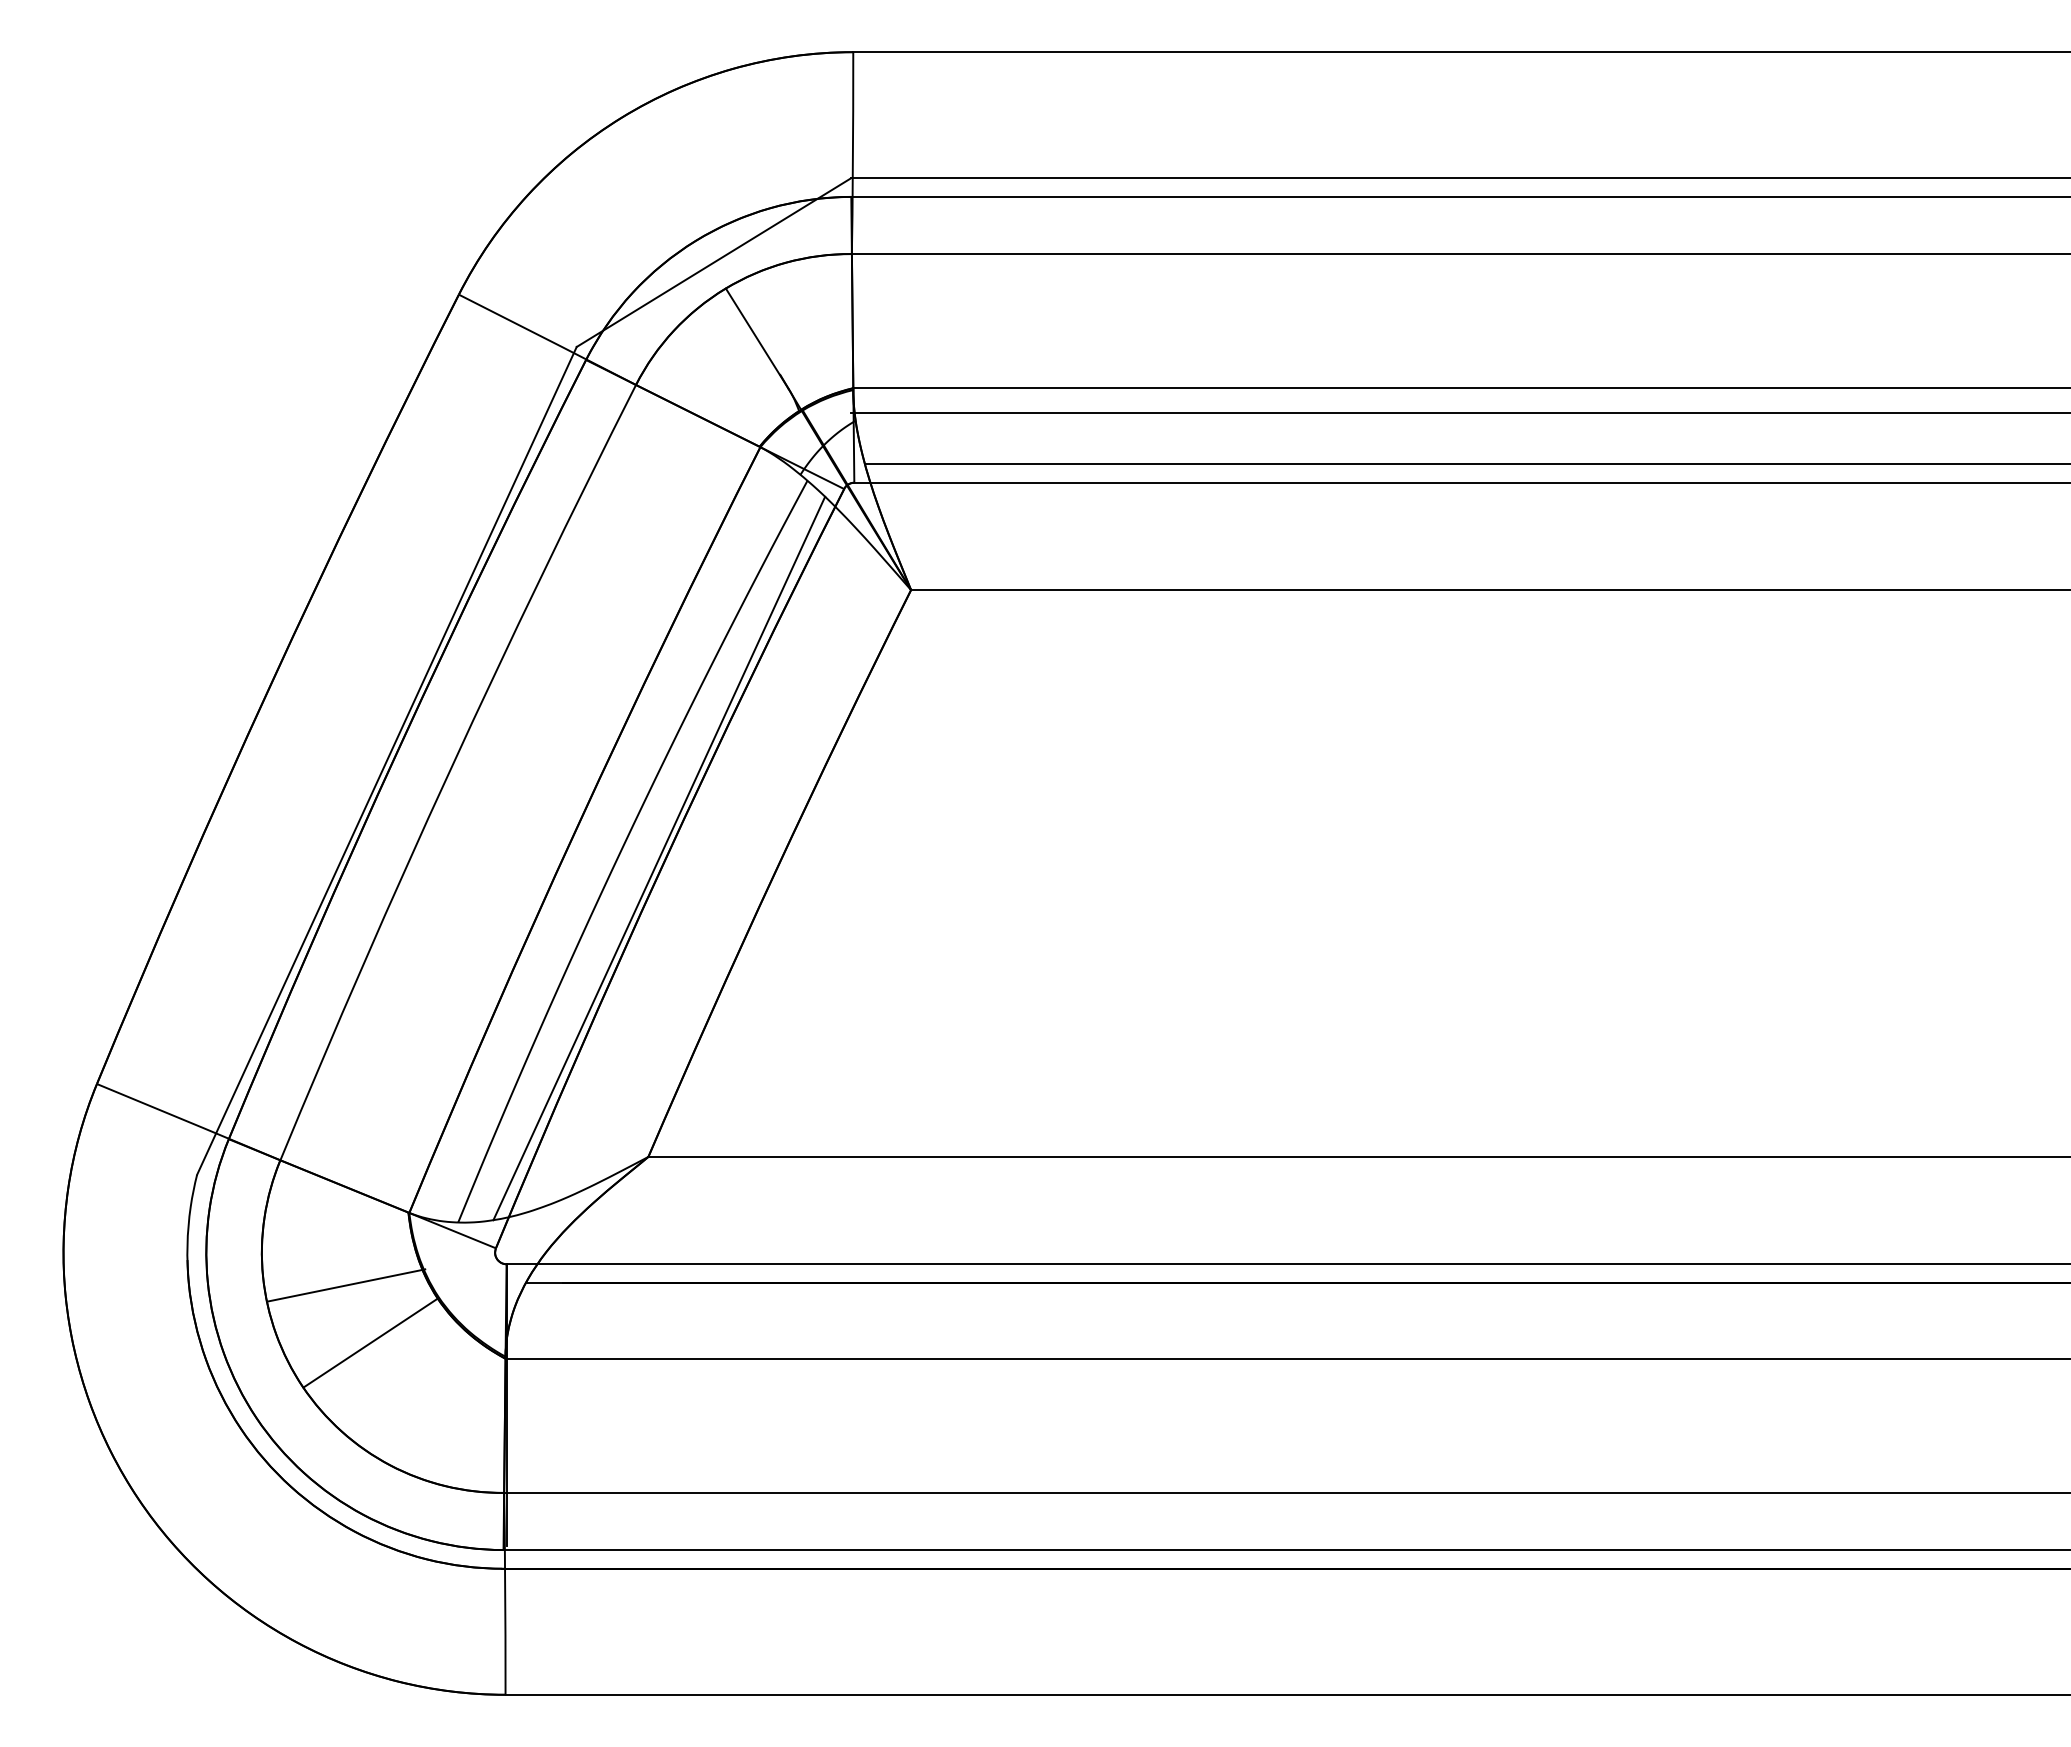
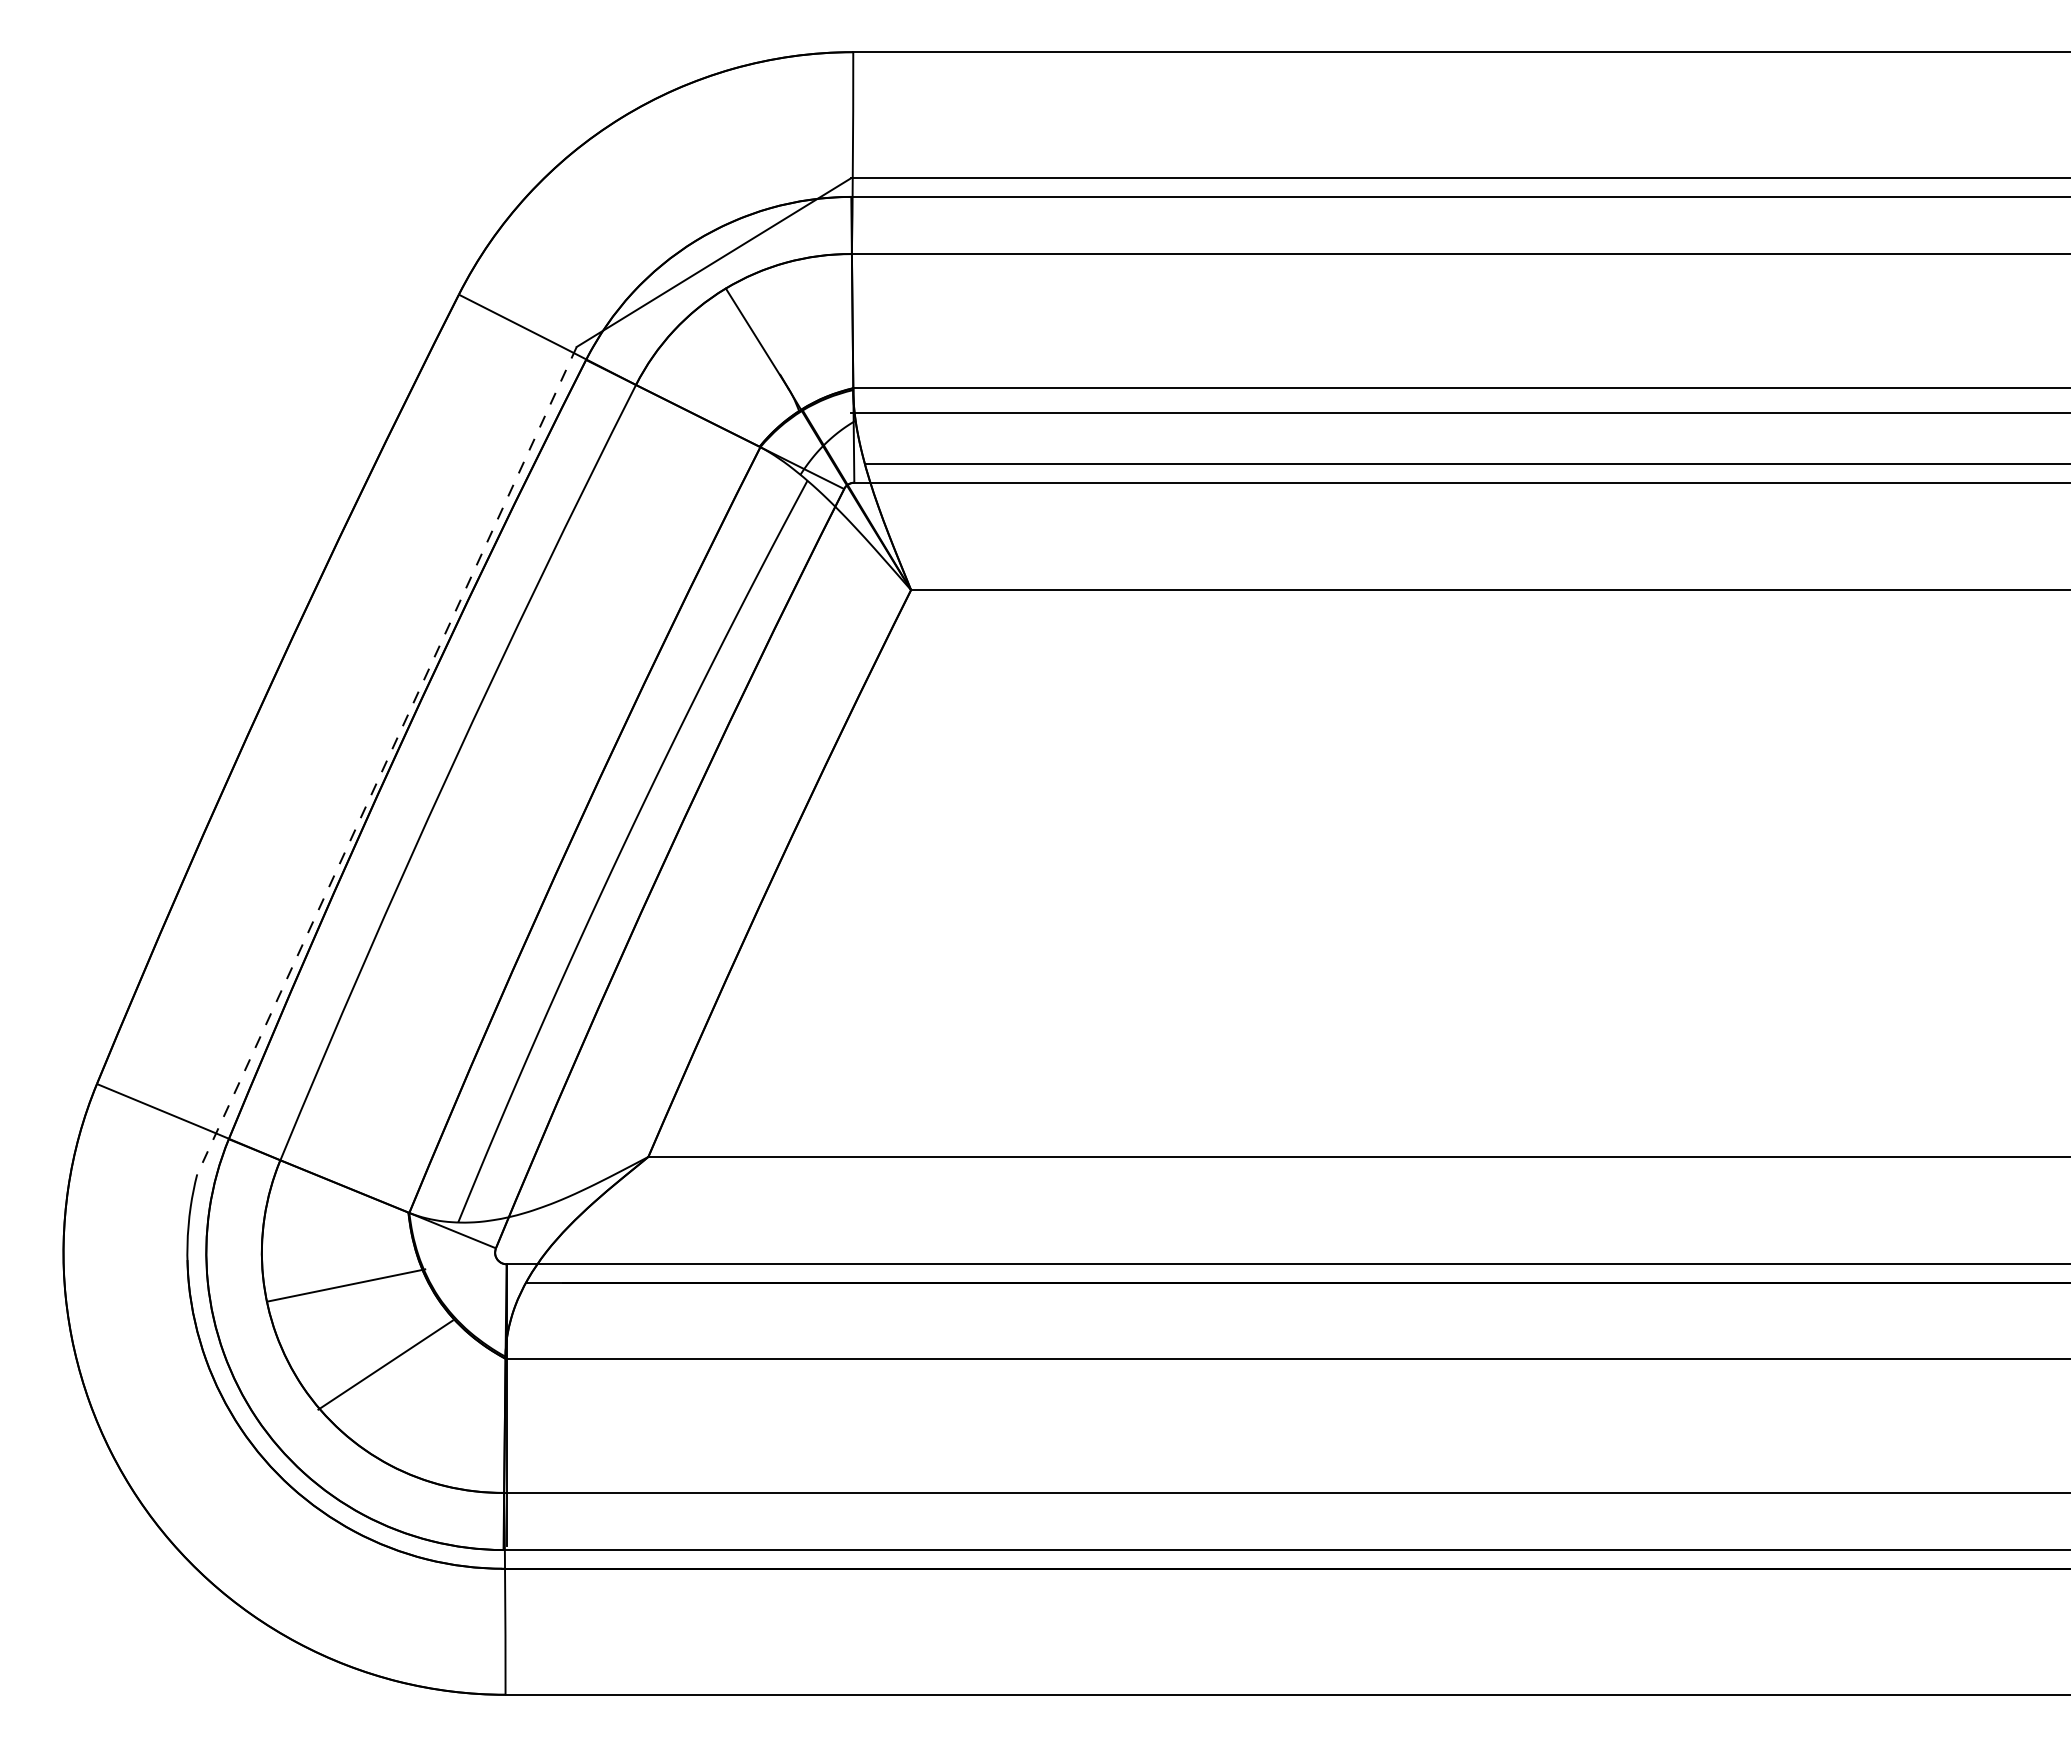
line: solid -> dashed (386, 761)
line: present -> none (659, 858)
line position: (370, 1342) -> (385, 1364) (385, 1364)
